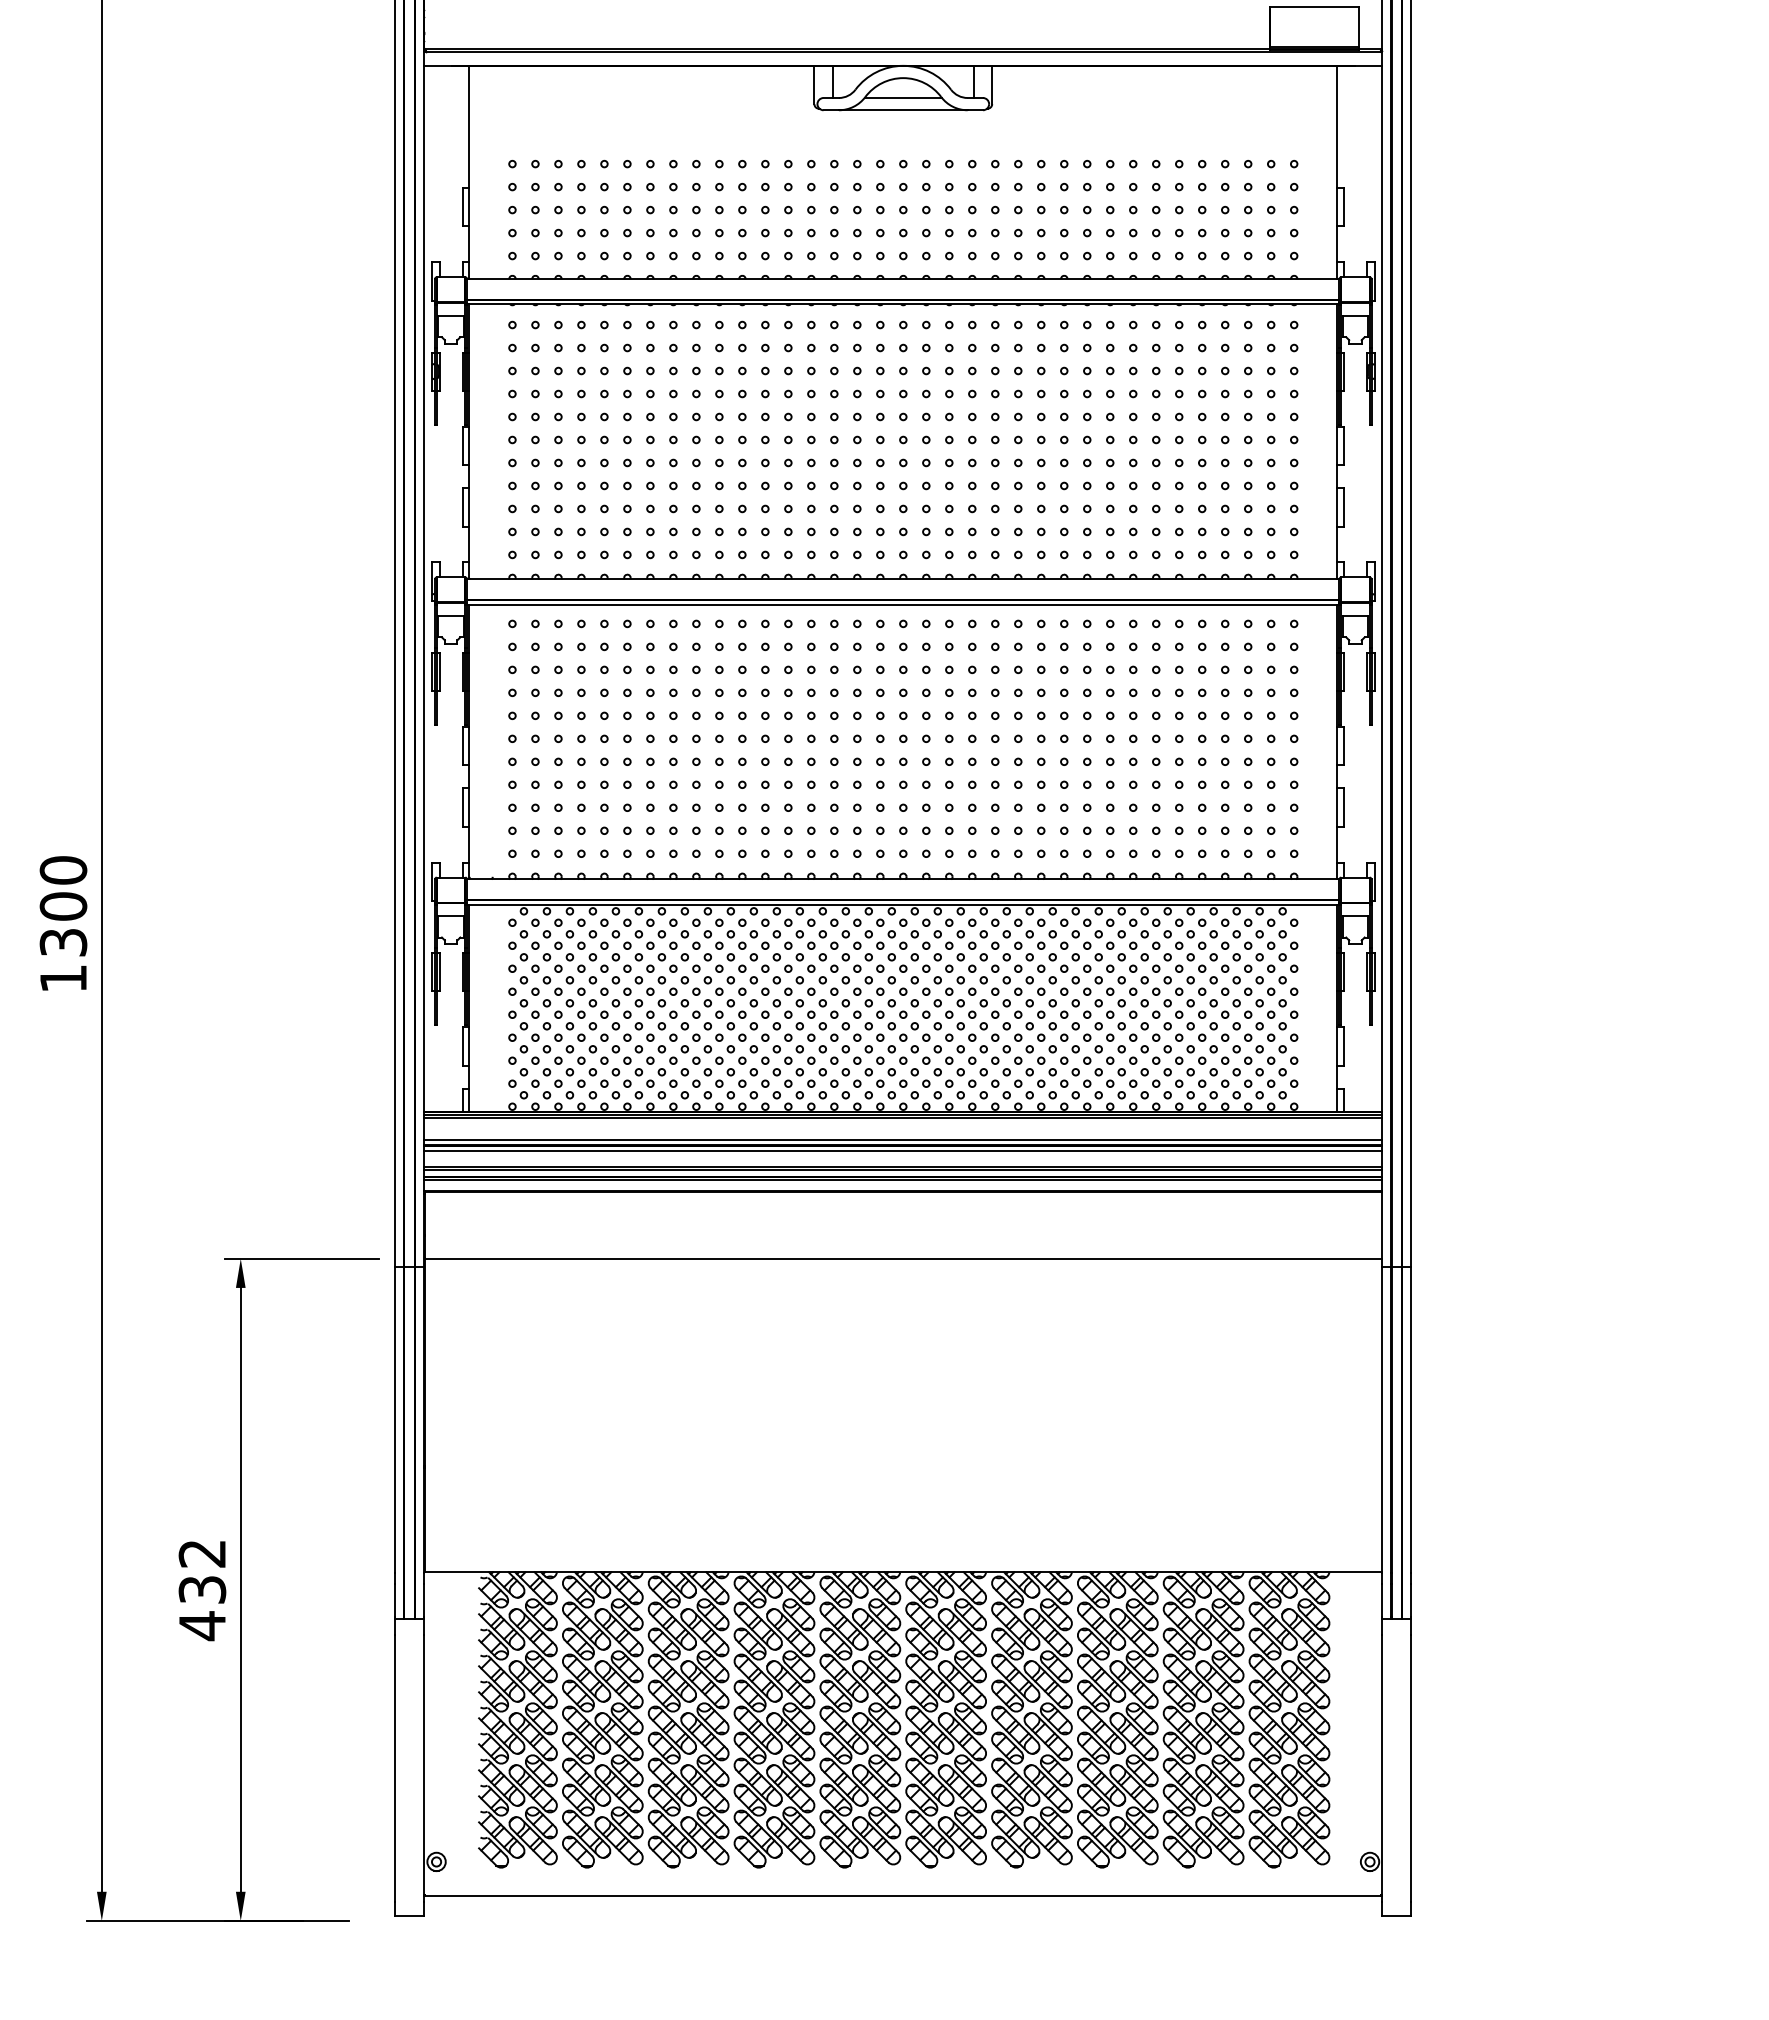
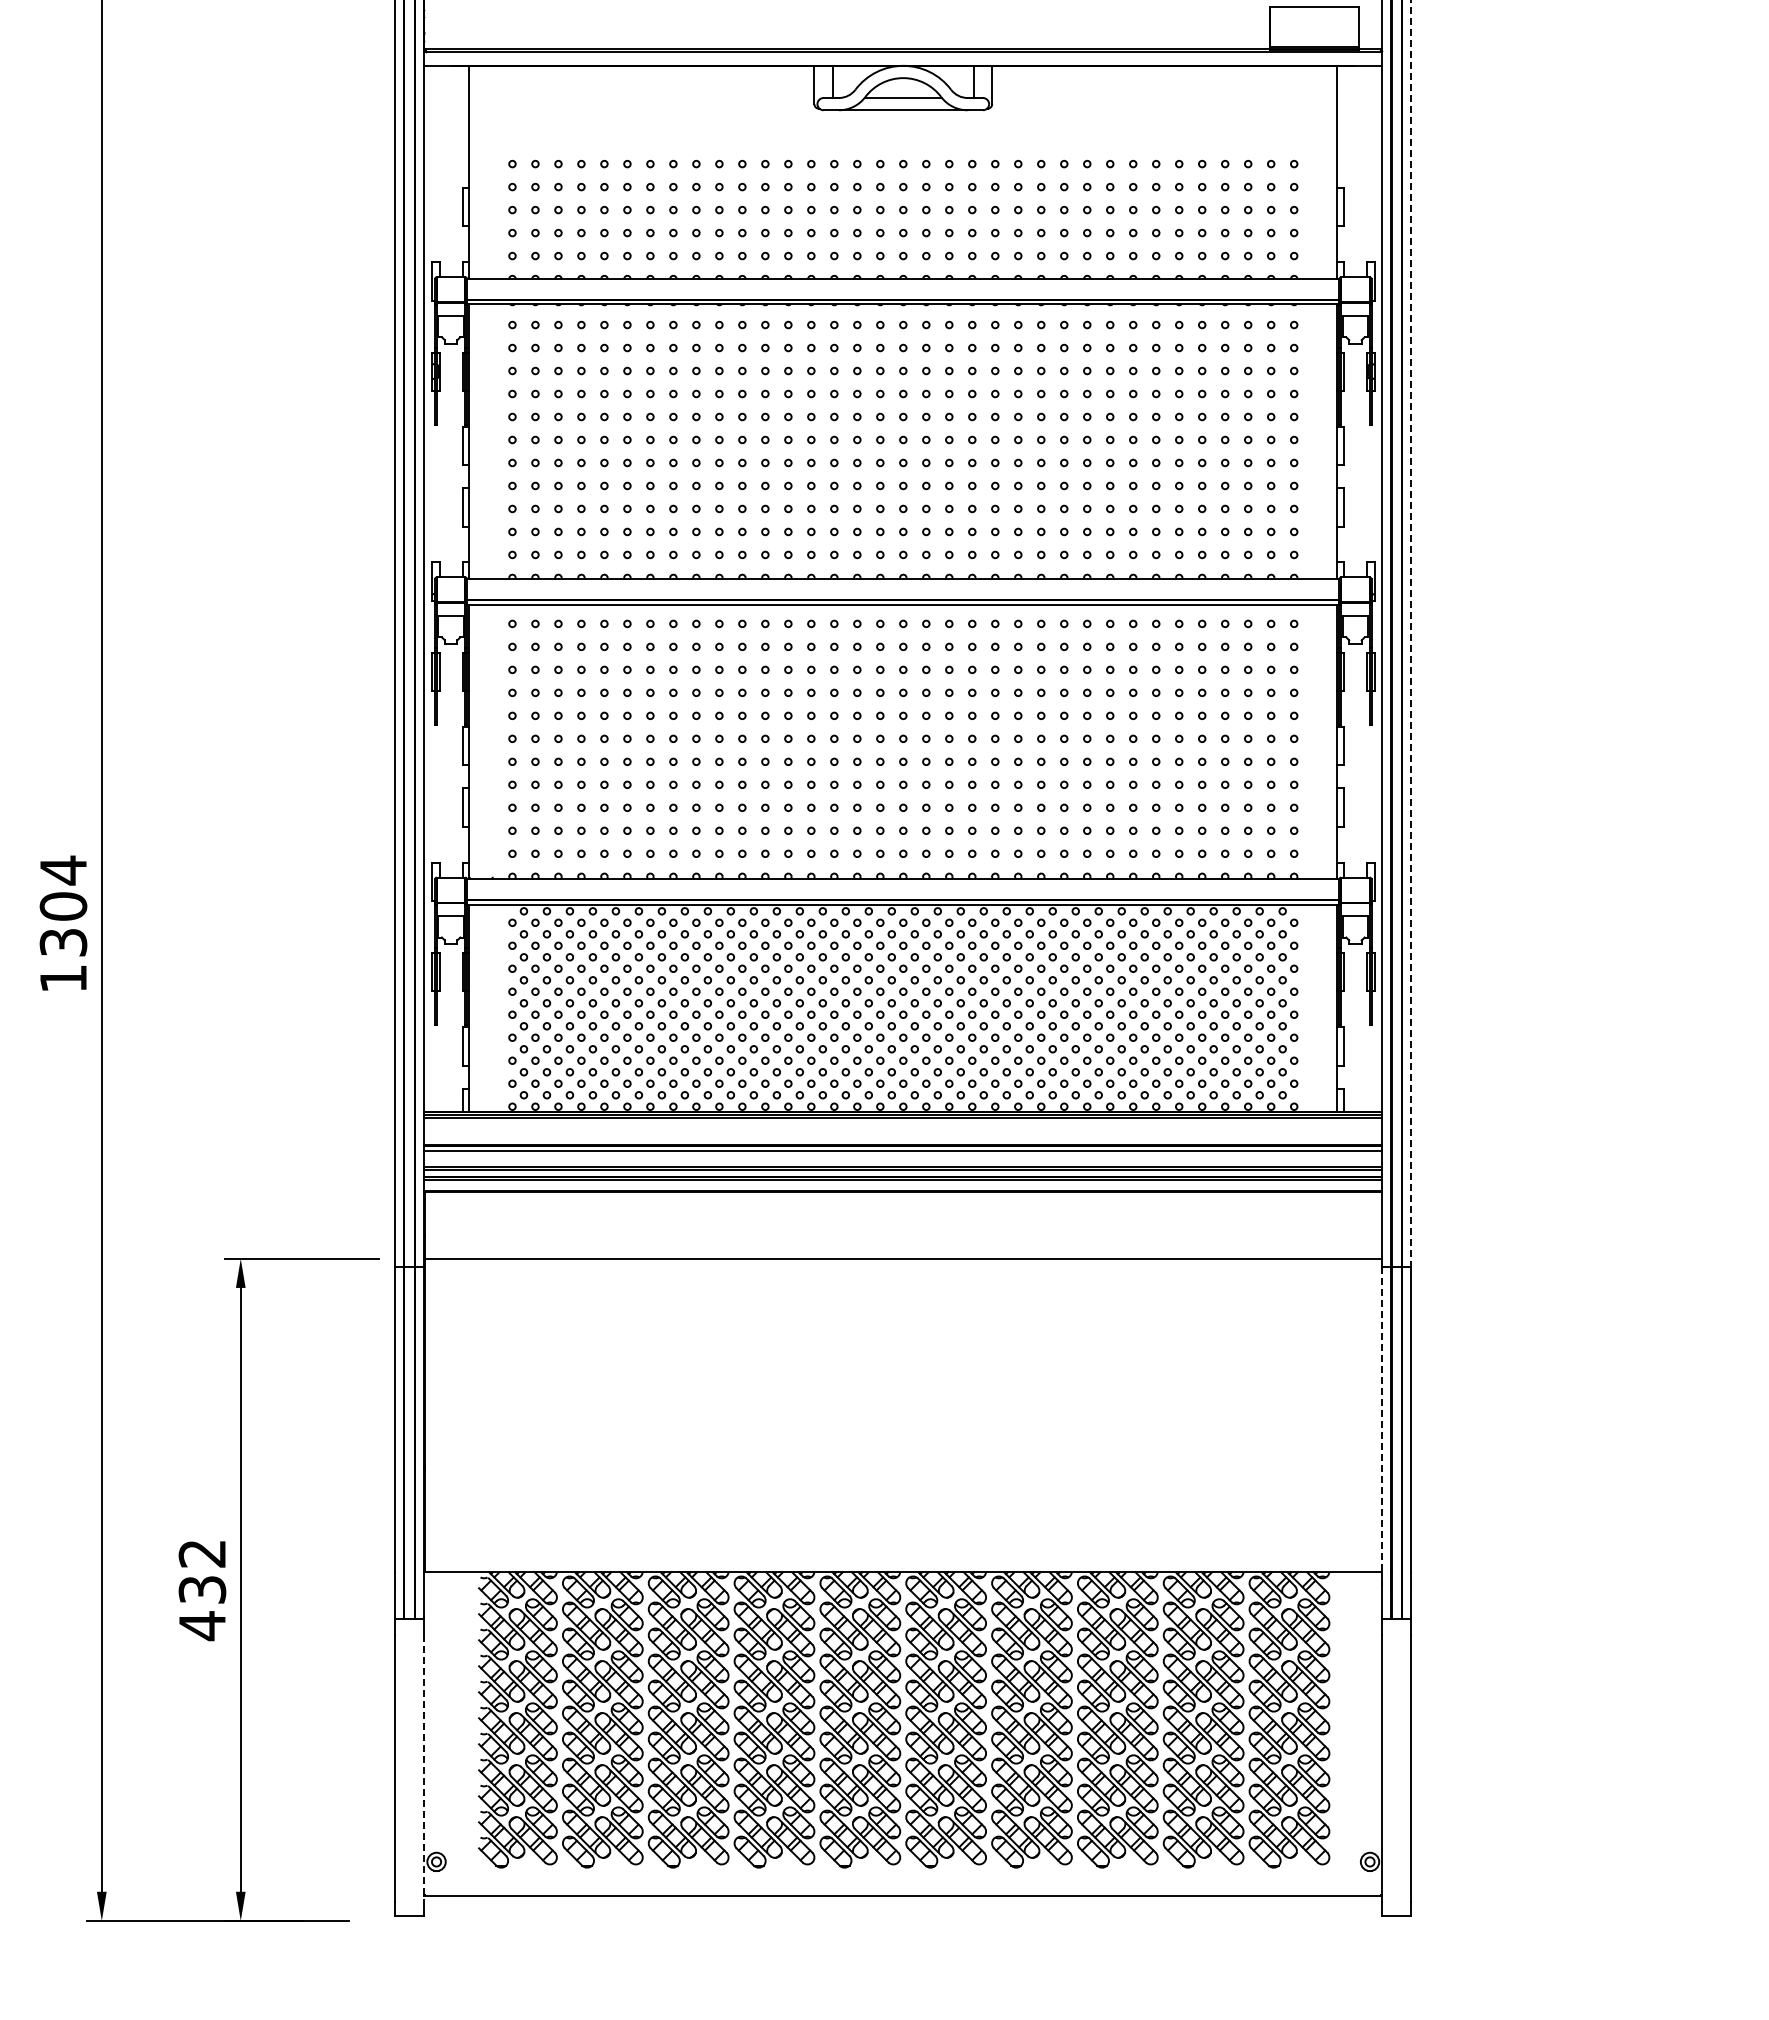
line: solid -> dashed (1411, 634)
text: 1300 -> 1304 (63, 870)
line: present -> none (903, 1139)
line: solid -> dashed (1382, 1419)
line: solid -> dashed (424, 1769)
